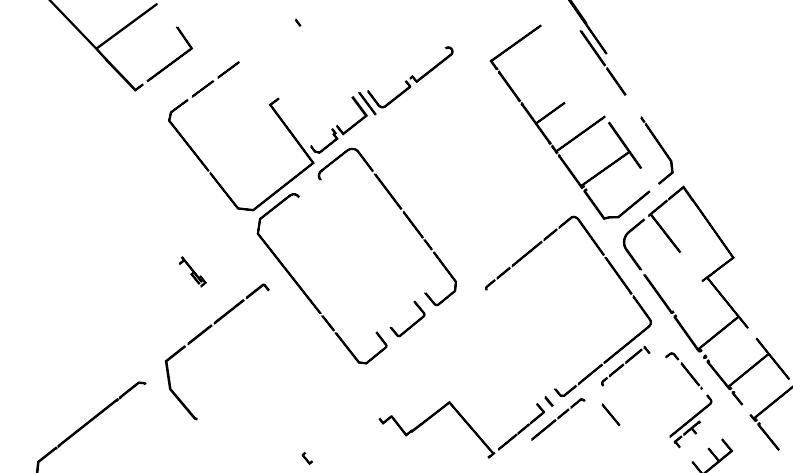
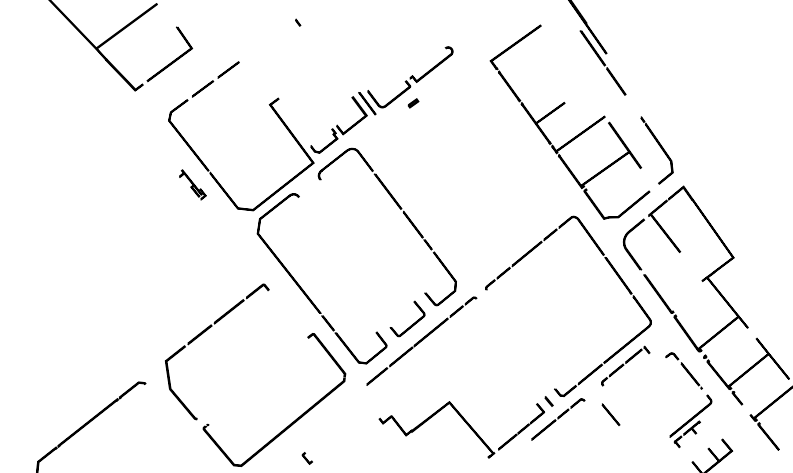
part: none -> present (413, 103)
part position: (192, 271) -> (192, 184) (192, 184)
part: none -> present (421, 340)
part: none -> present (291, 422)
